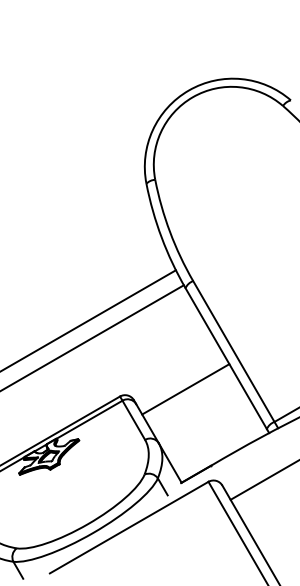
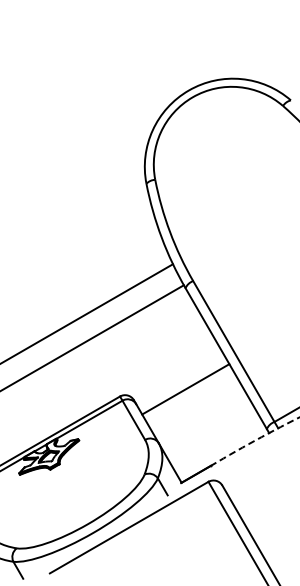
line position: (88, 320) -> (87, 313) (87, 313)
arc: solid -> dashed (254, 440)
line: present -> none (263, 480)
